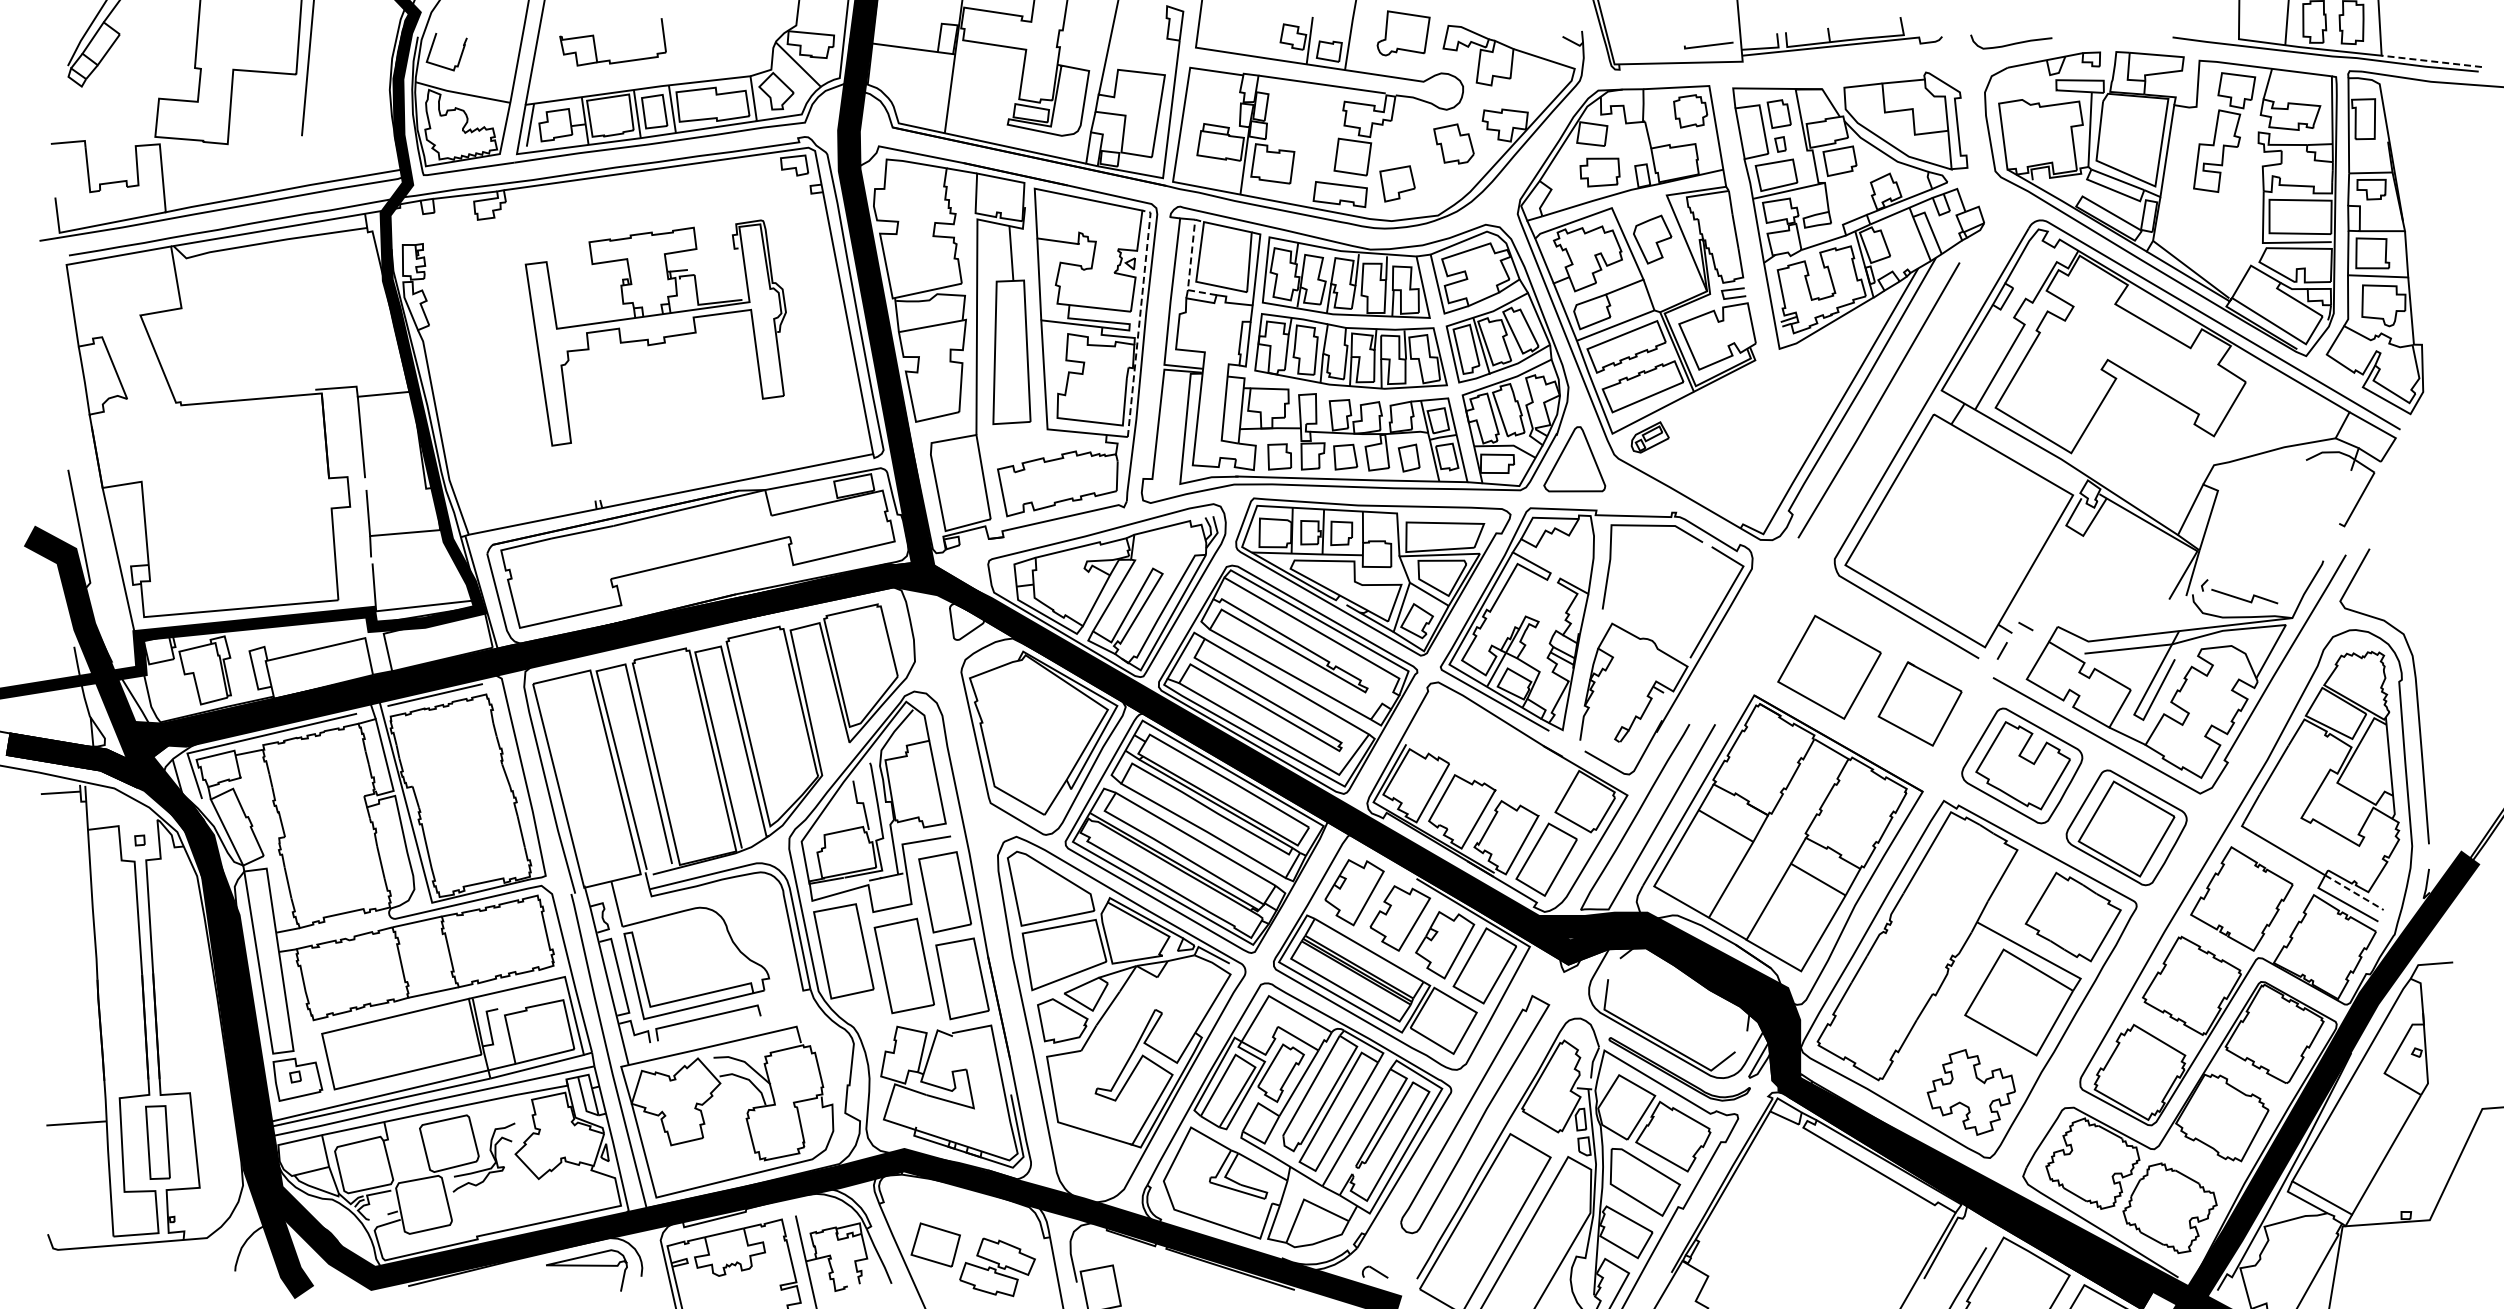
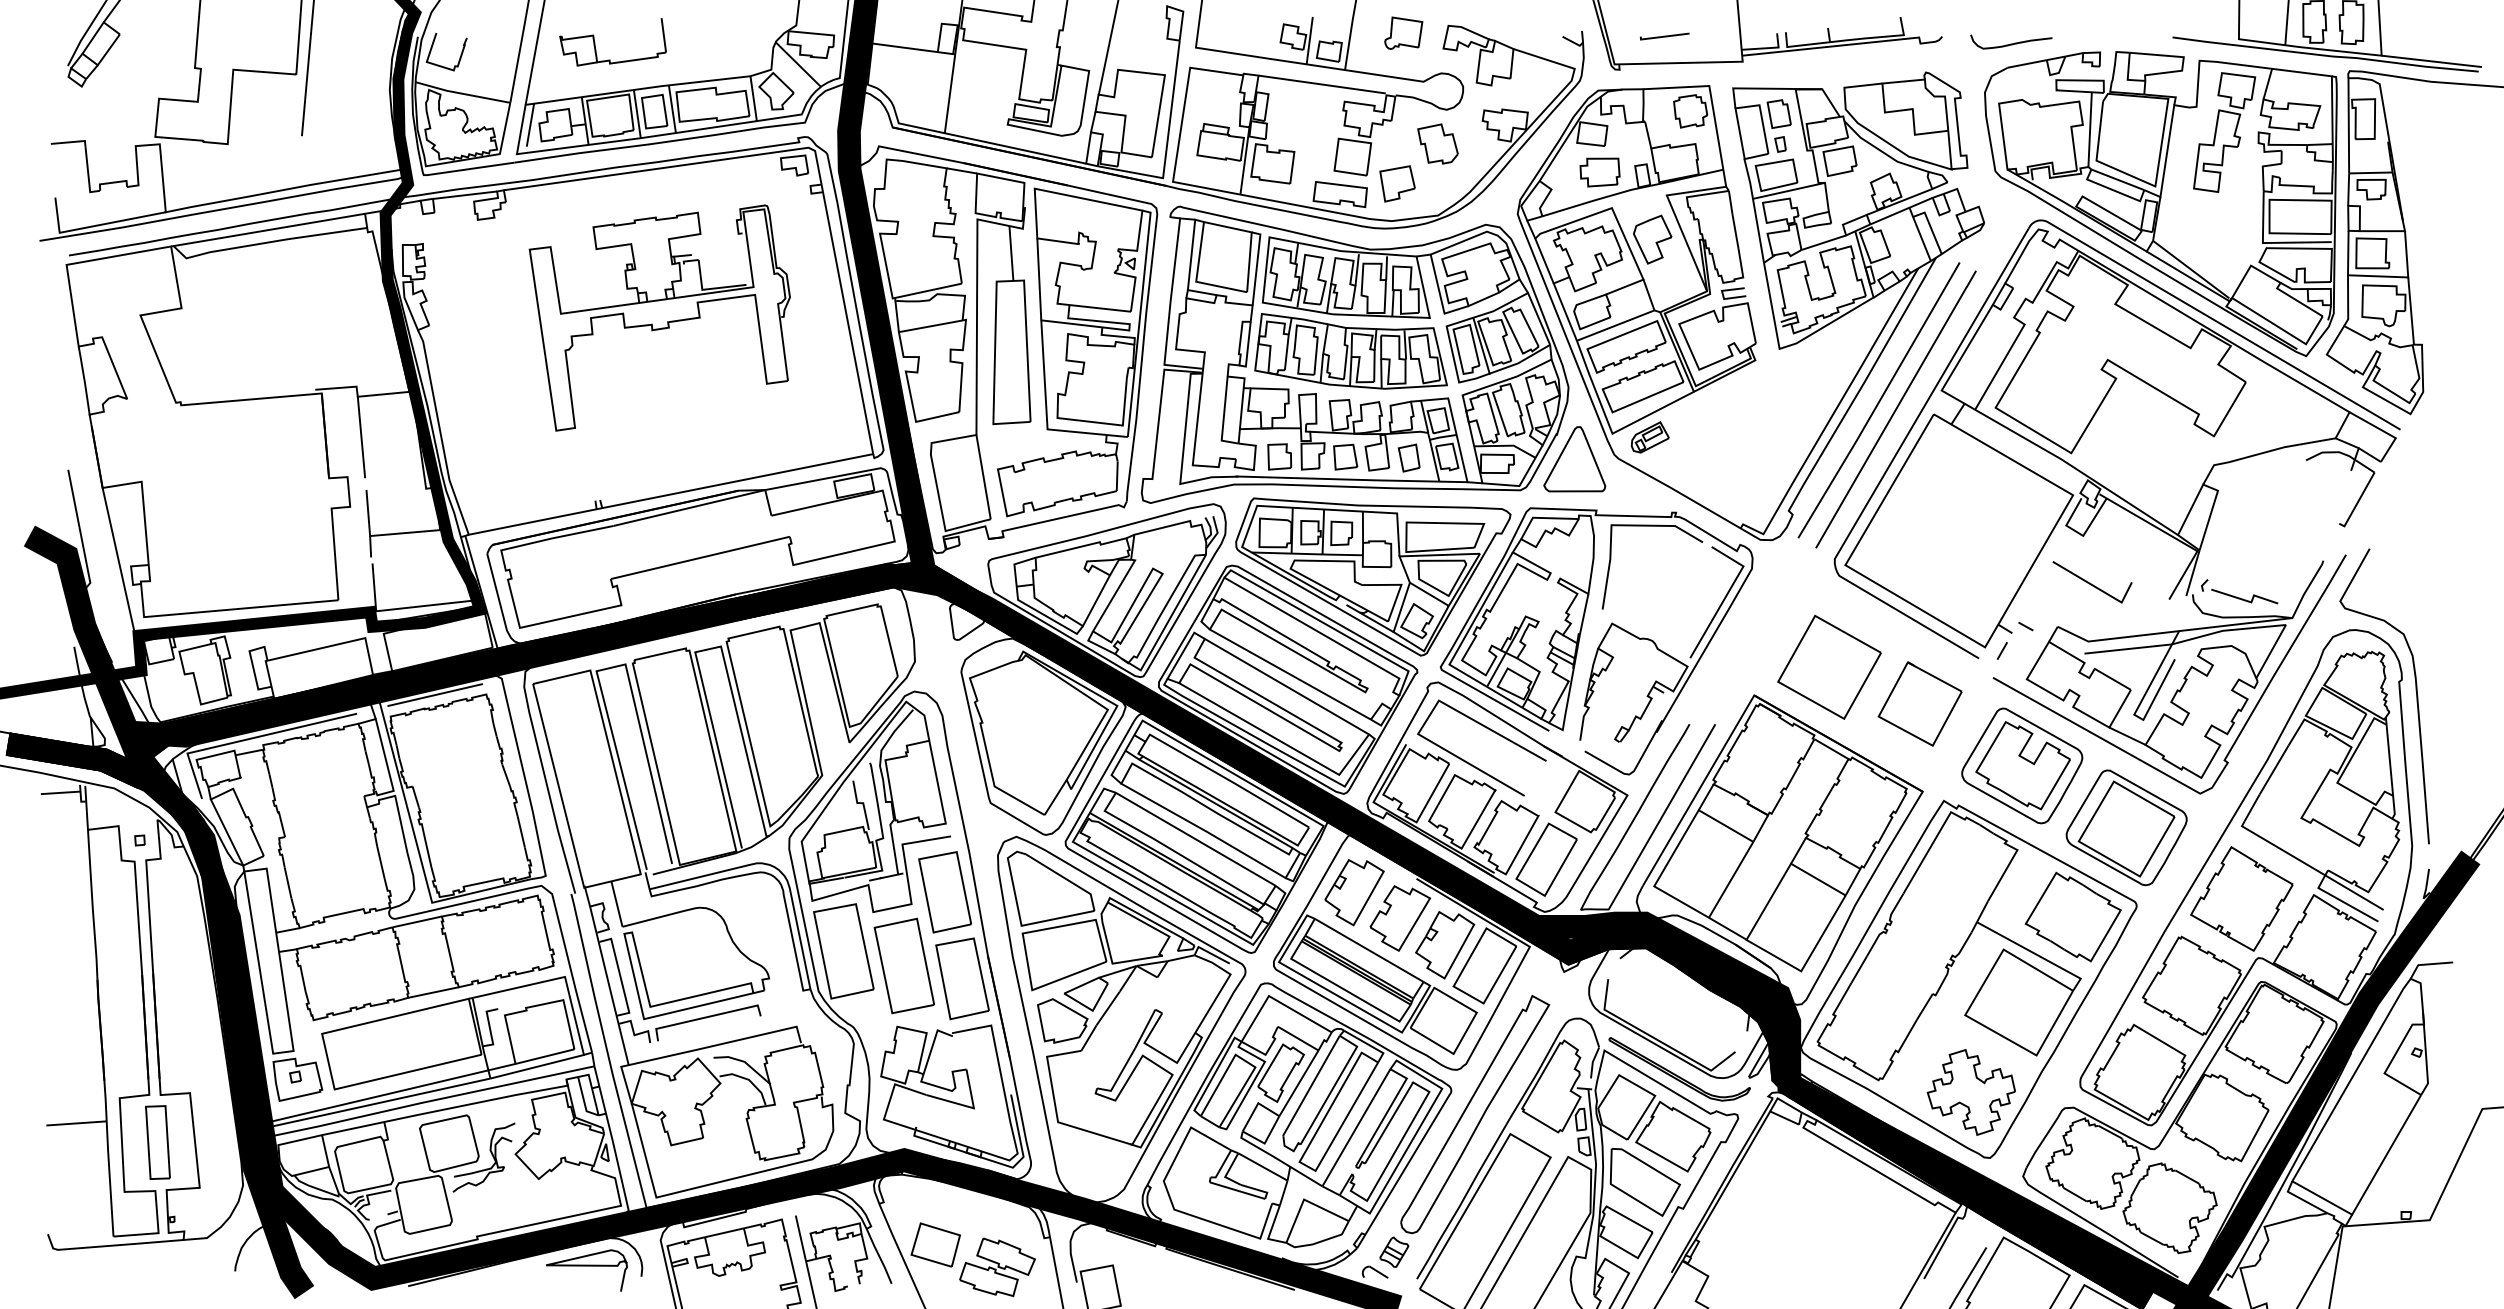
part size: 55x47 px -> 40x34 px (1403, 32)
line position: (1708, 45) -> (1664, 36) (1664, 36)
line: dashed -> solid (2431, 61)
part position: (1453, 143) -> (1437, 143) (1437, 143)
line: dashed -> solid (1190, 264)
line: dashed -> solid (1139, 319)
part position: (655, 332) -> (659, 317) (659, 317)
line: none -> present (1895, 409)
line: none -> present (2091, 583)
curve: none -> present (1489, 730)
line: dashed -> solid (2354, 892)
part: none -> present (1394, 1251)
